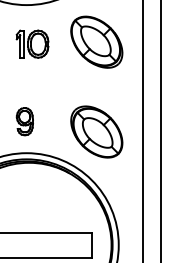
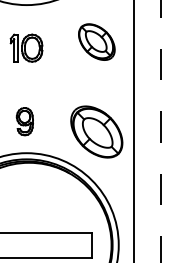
part size: 54x54 px -> 38x38 px (96, 41)
part position: (32, 43) -> (26, 47) (26, 47)
line position: (142, 130) -> (133, 130) (133, 130)
line: solid -> dashed (161, 131)
